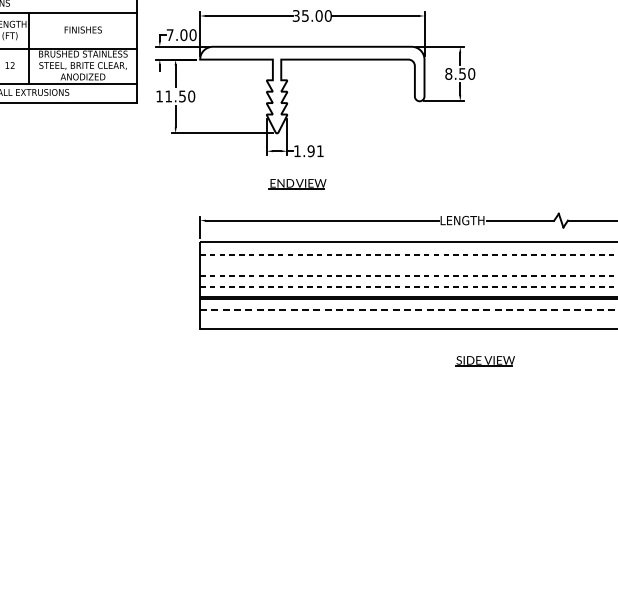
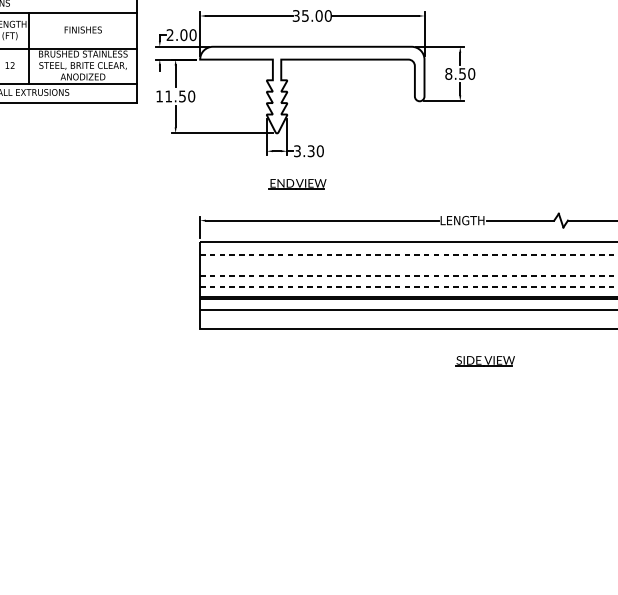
text: 7.00 -> 2.00 (169, 34)
text: 1.91 -> 3.30 (308, 151)
line: dashed -> solid (409, 309)
